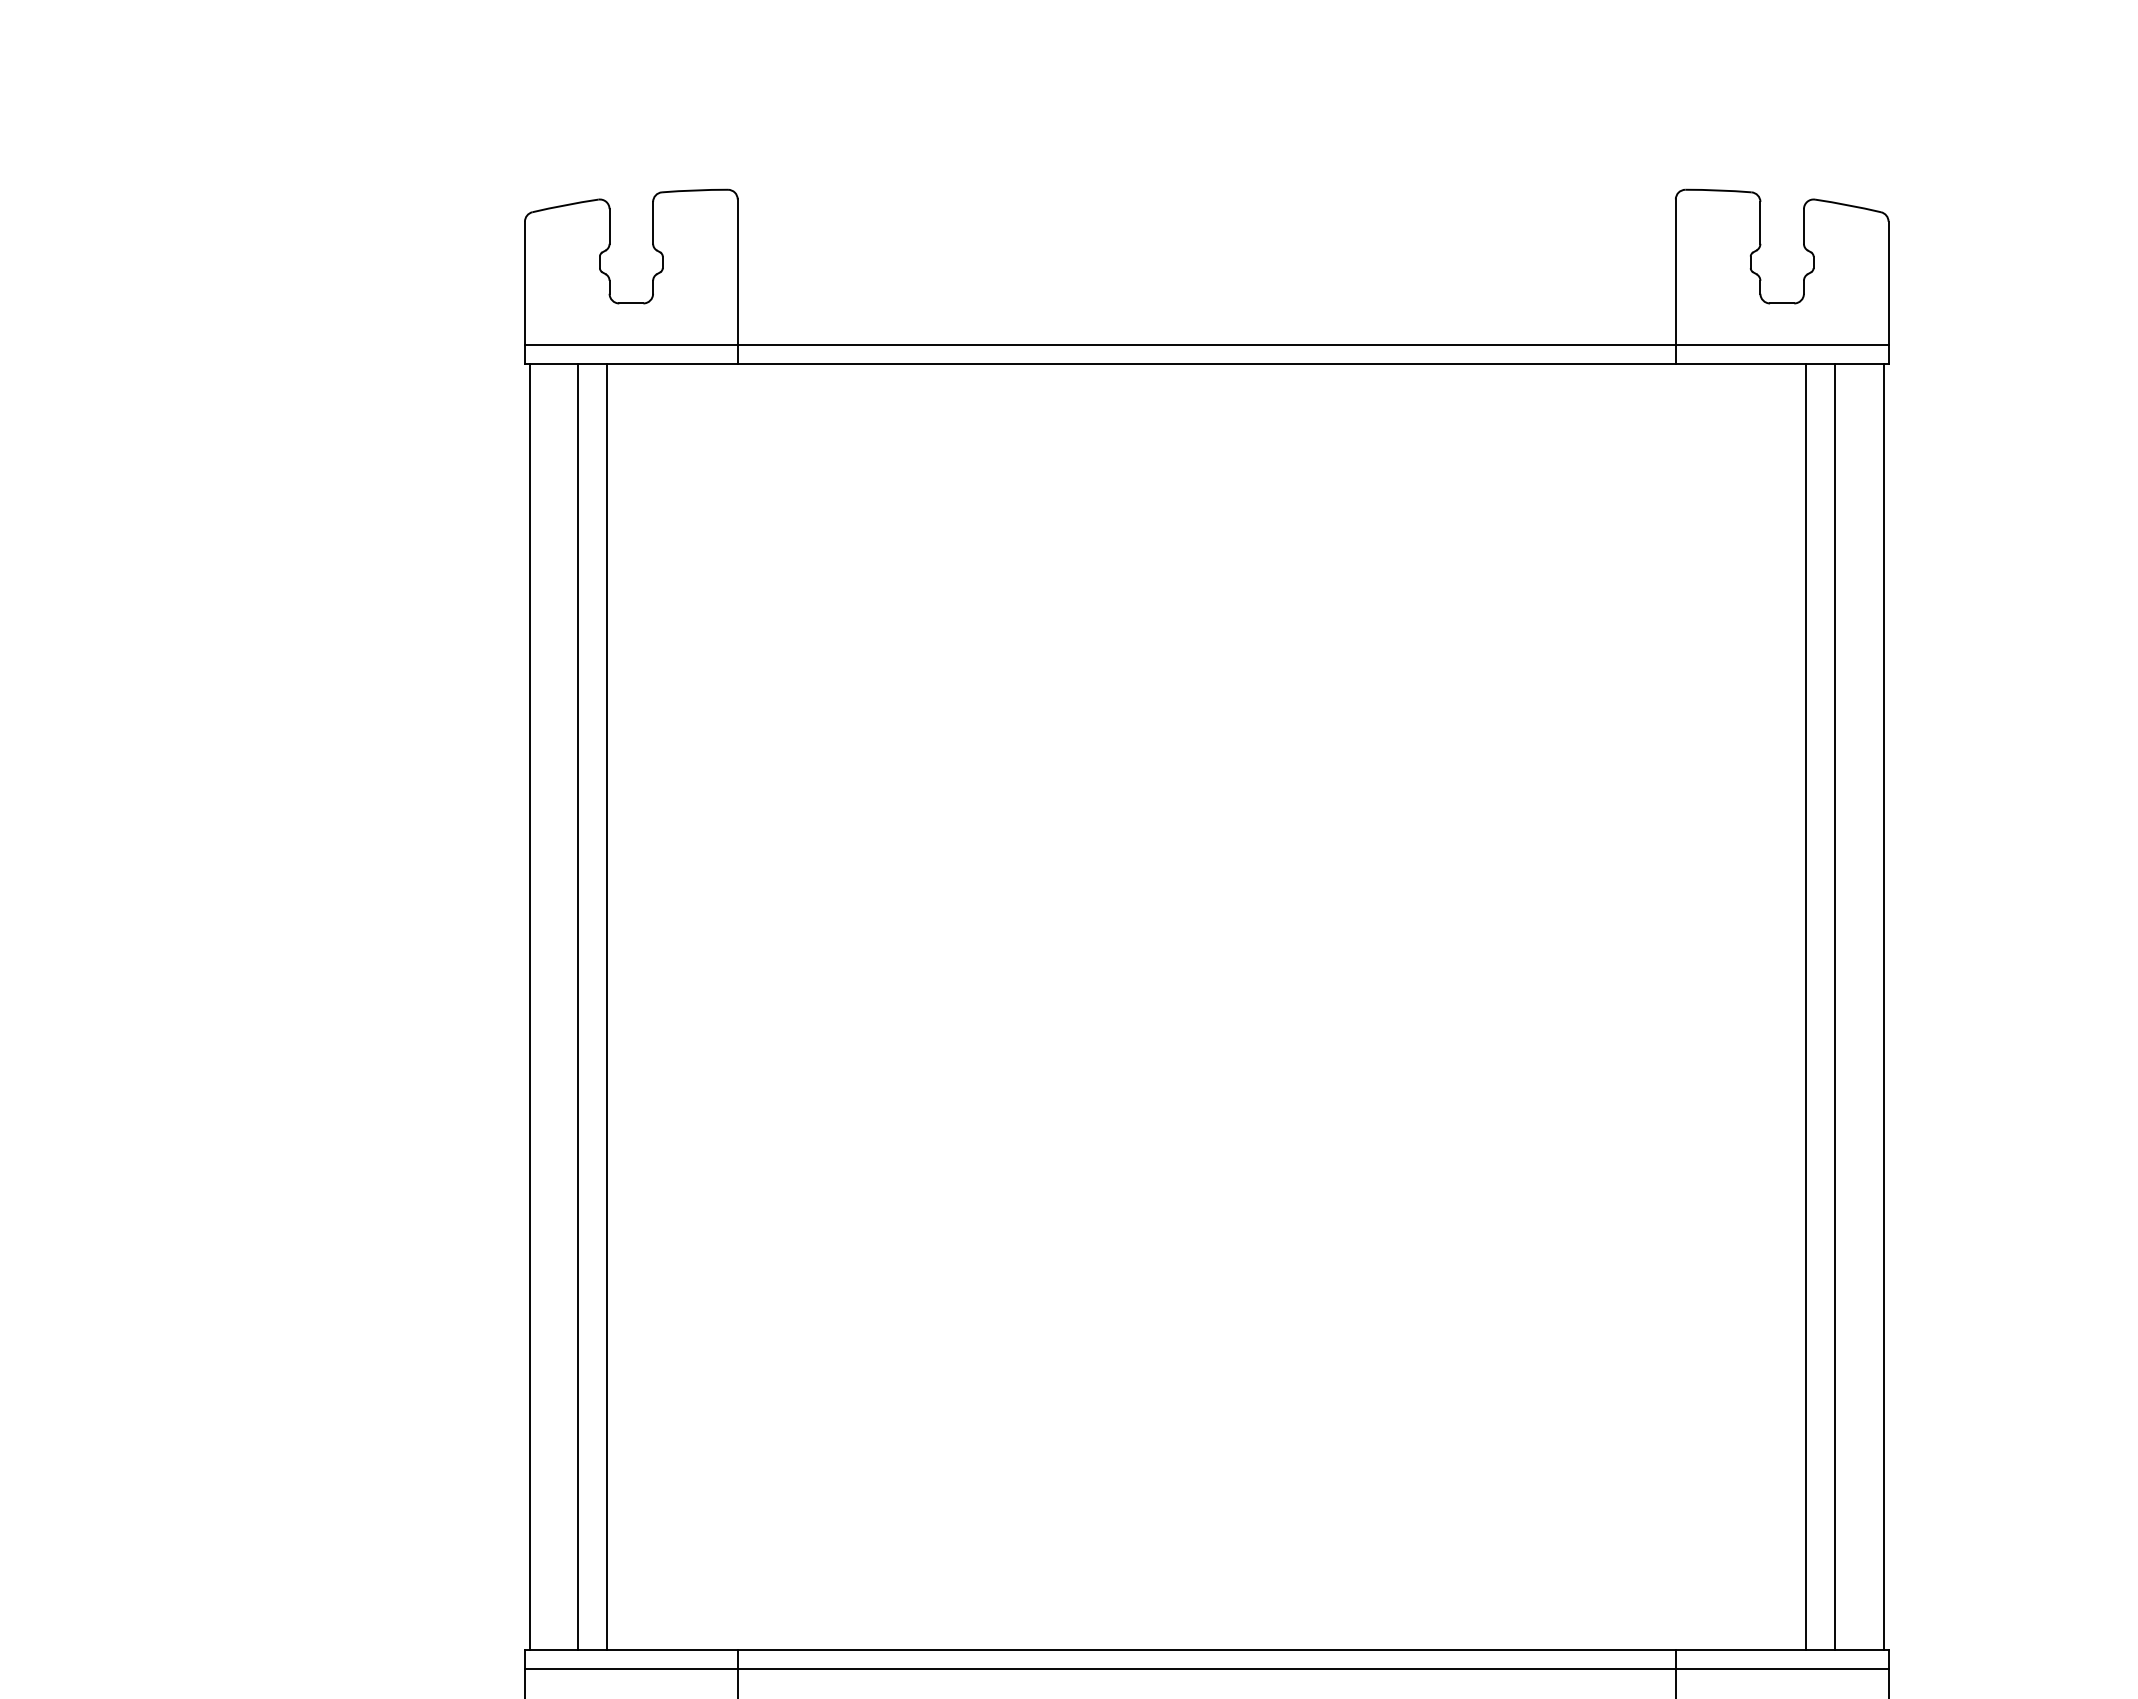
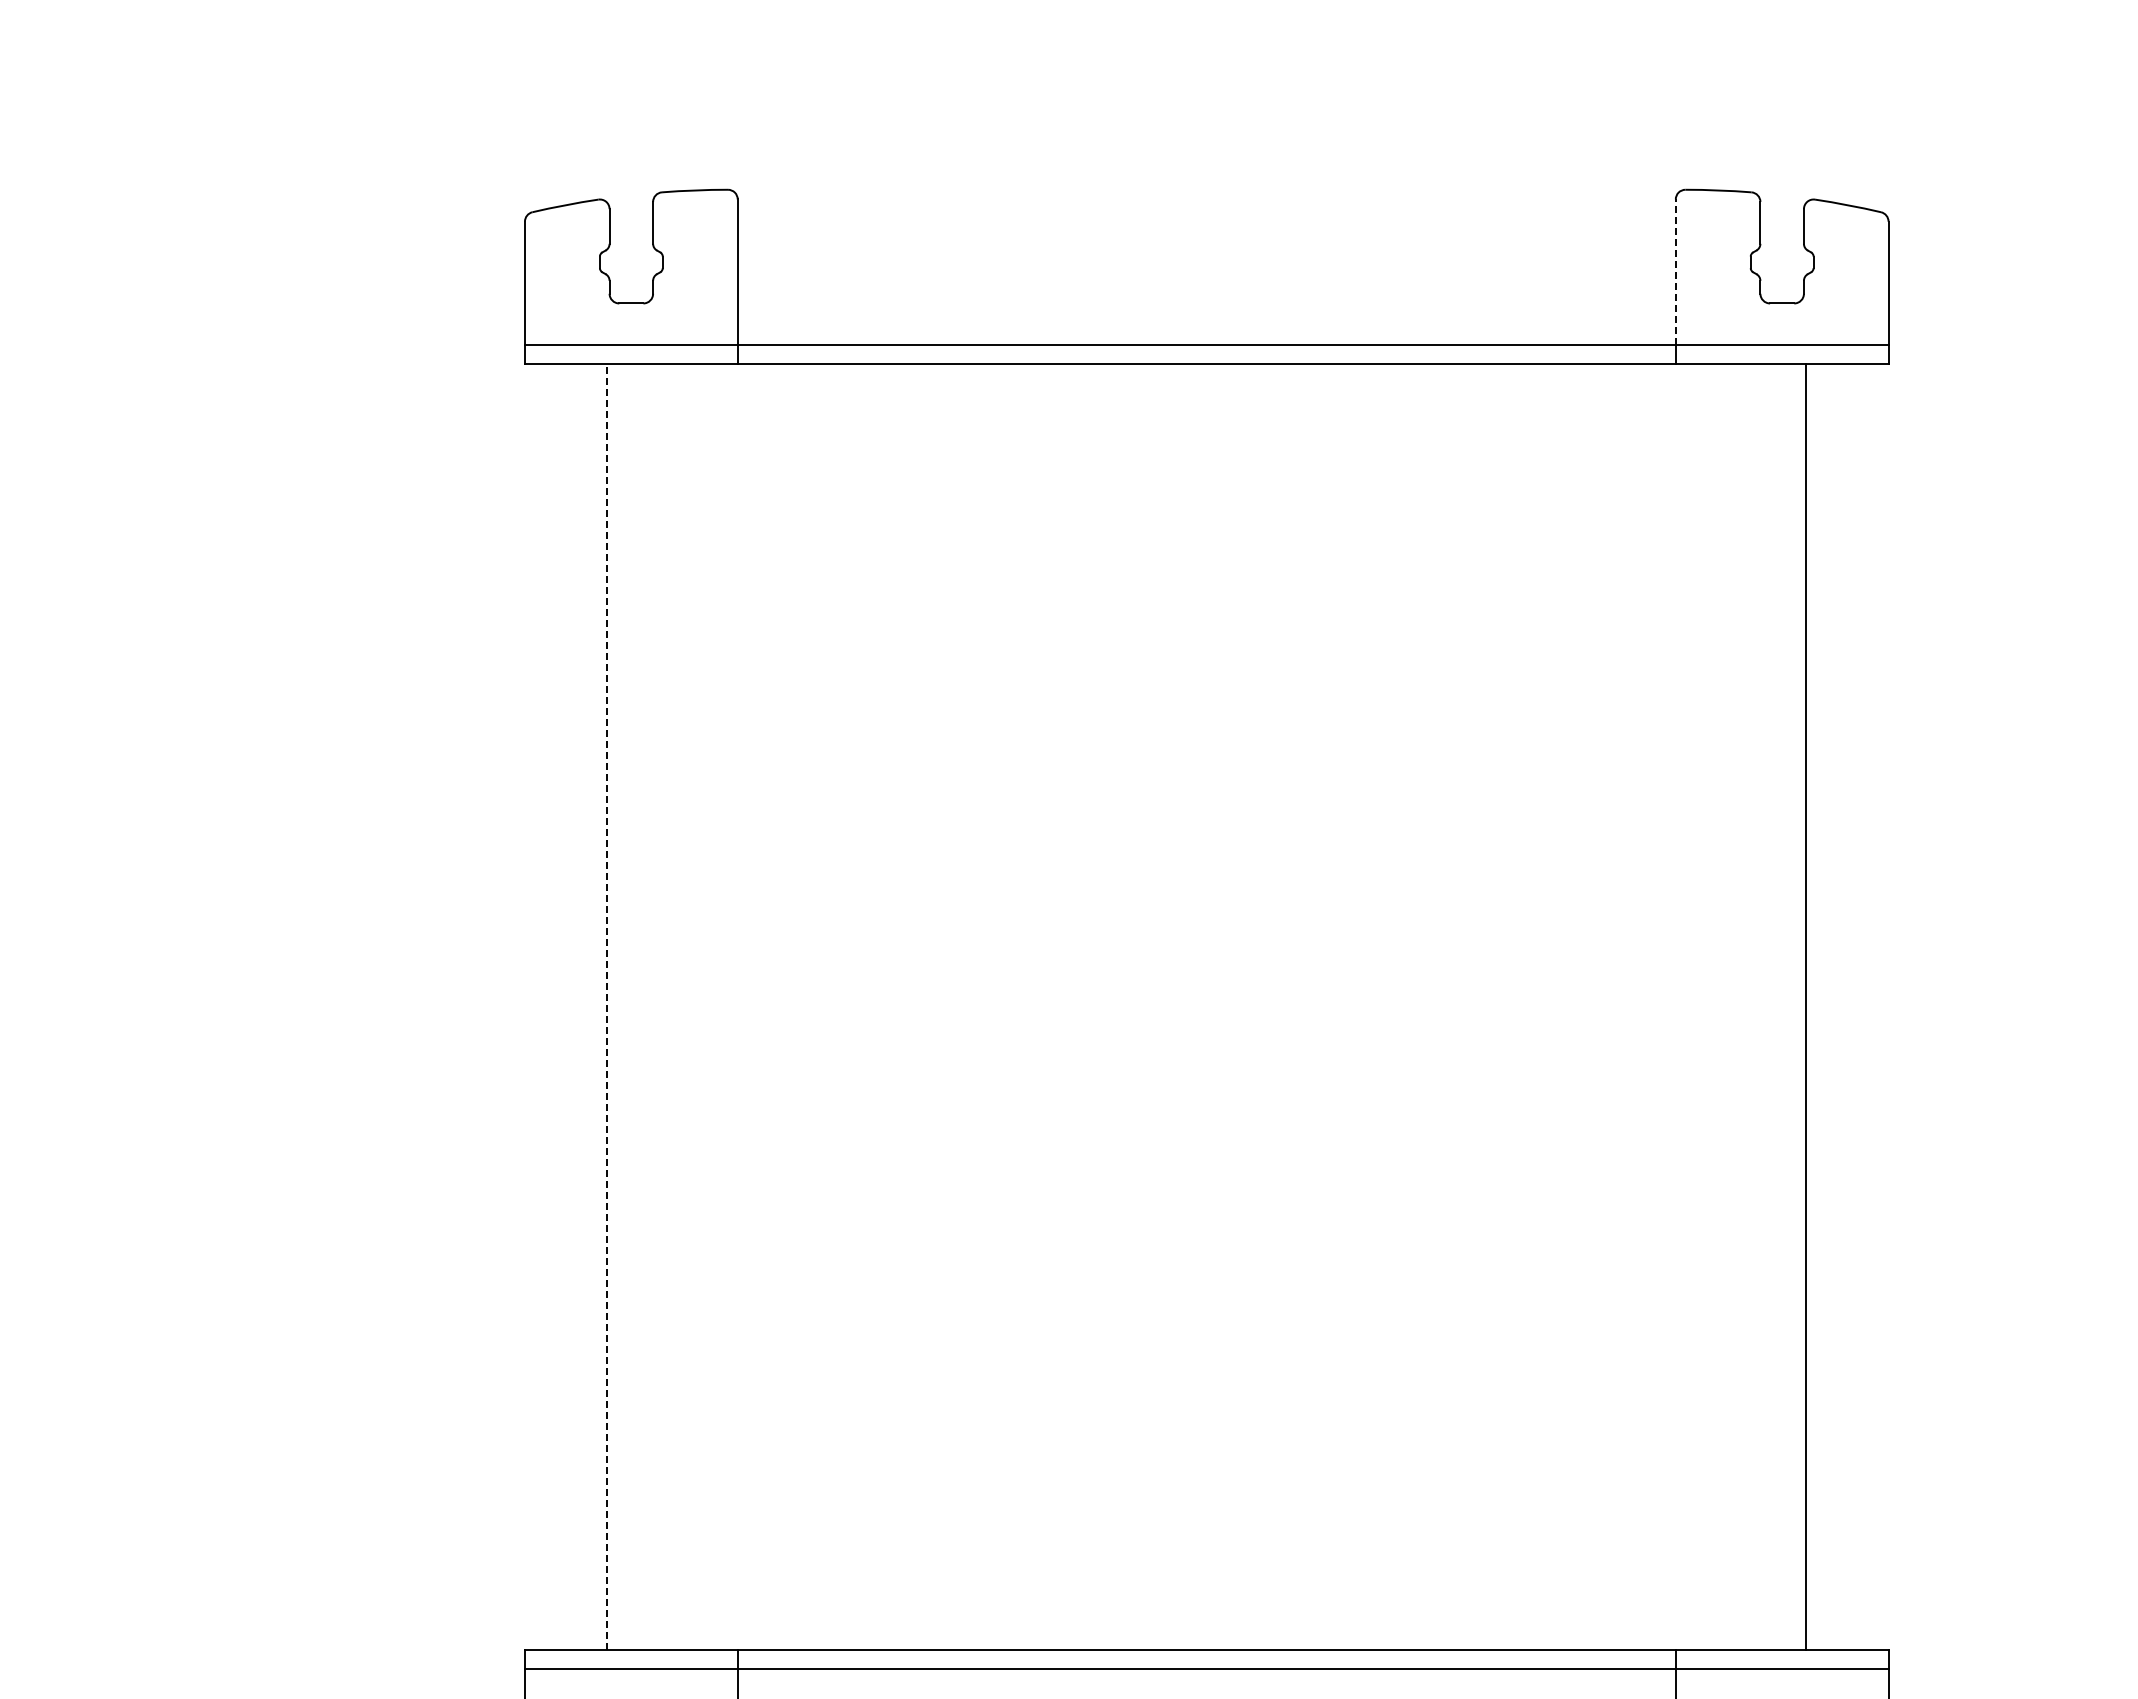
line: solid -> dashed (1675, 272)
line: present -> none (529, 1006)
line: present -> none (578, 1006)
line: solid -> dashed (607, 1006)
line: present -> none (1835, 1006)
line: present -> none (1883, 1006)
